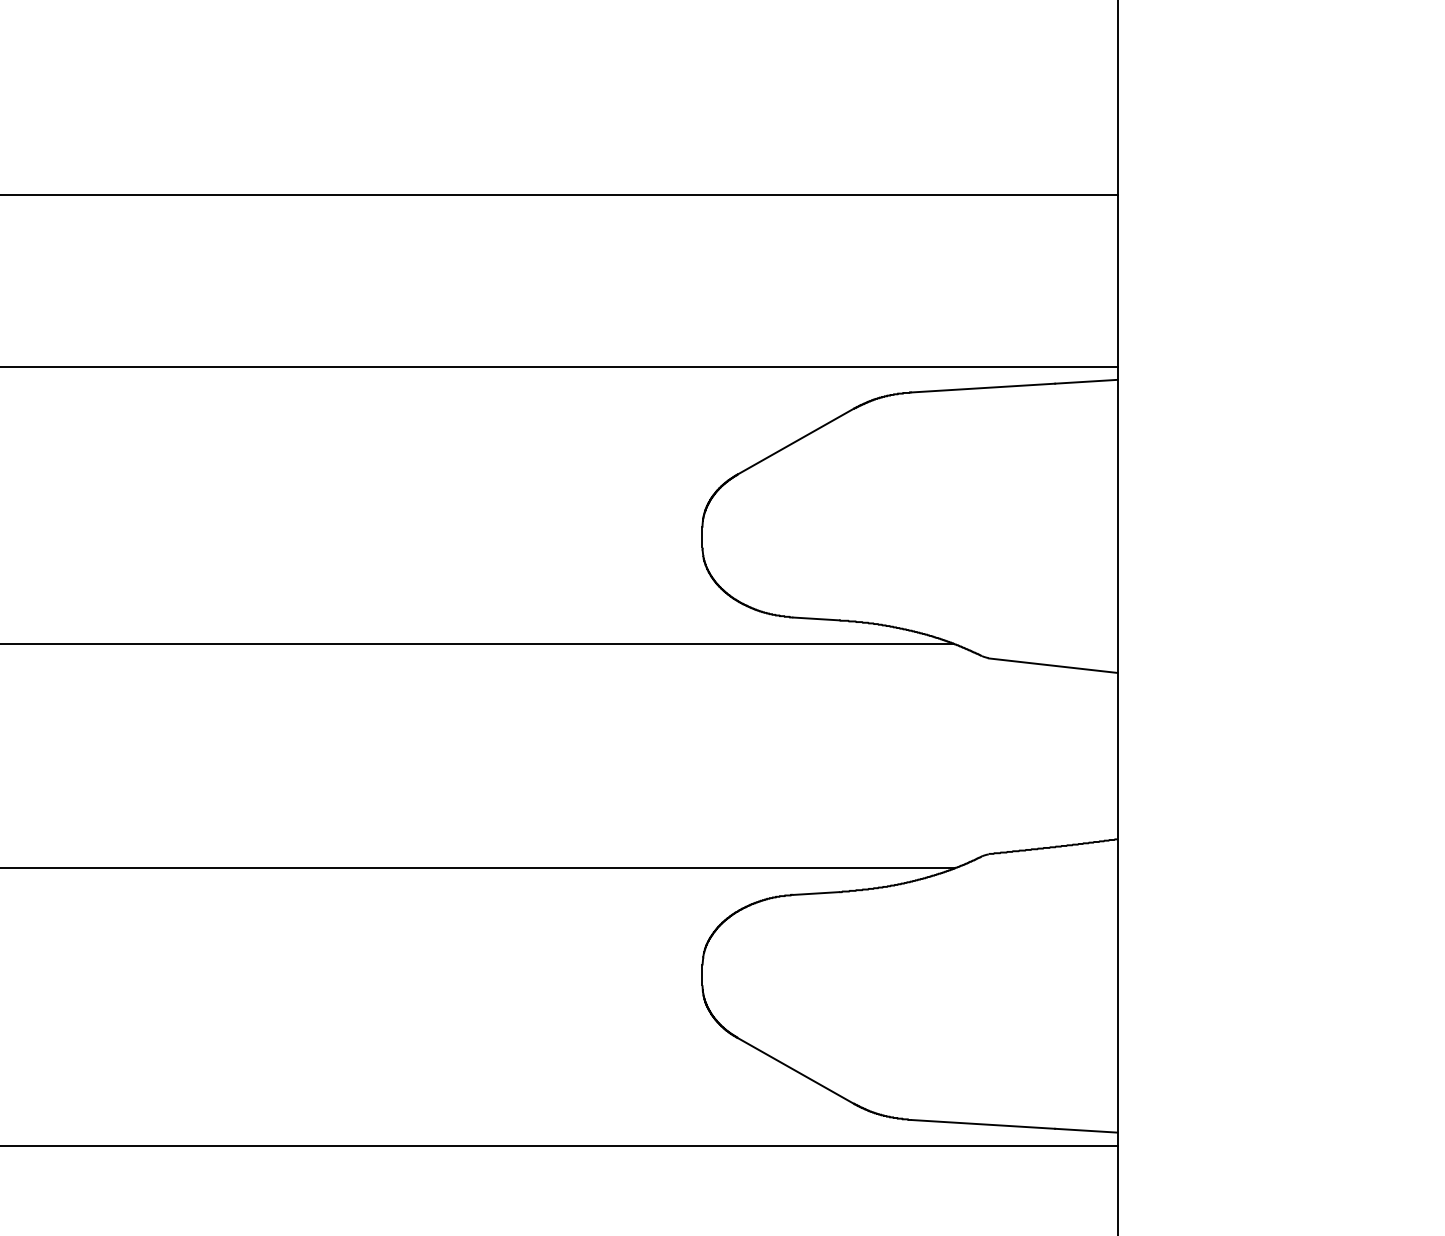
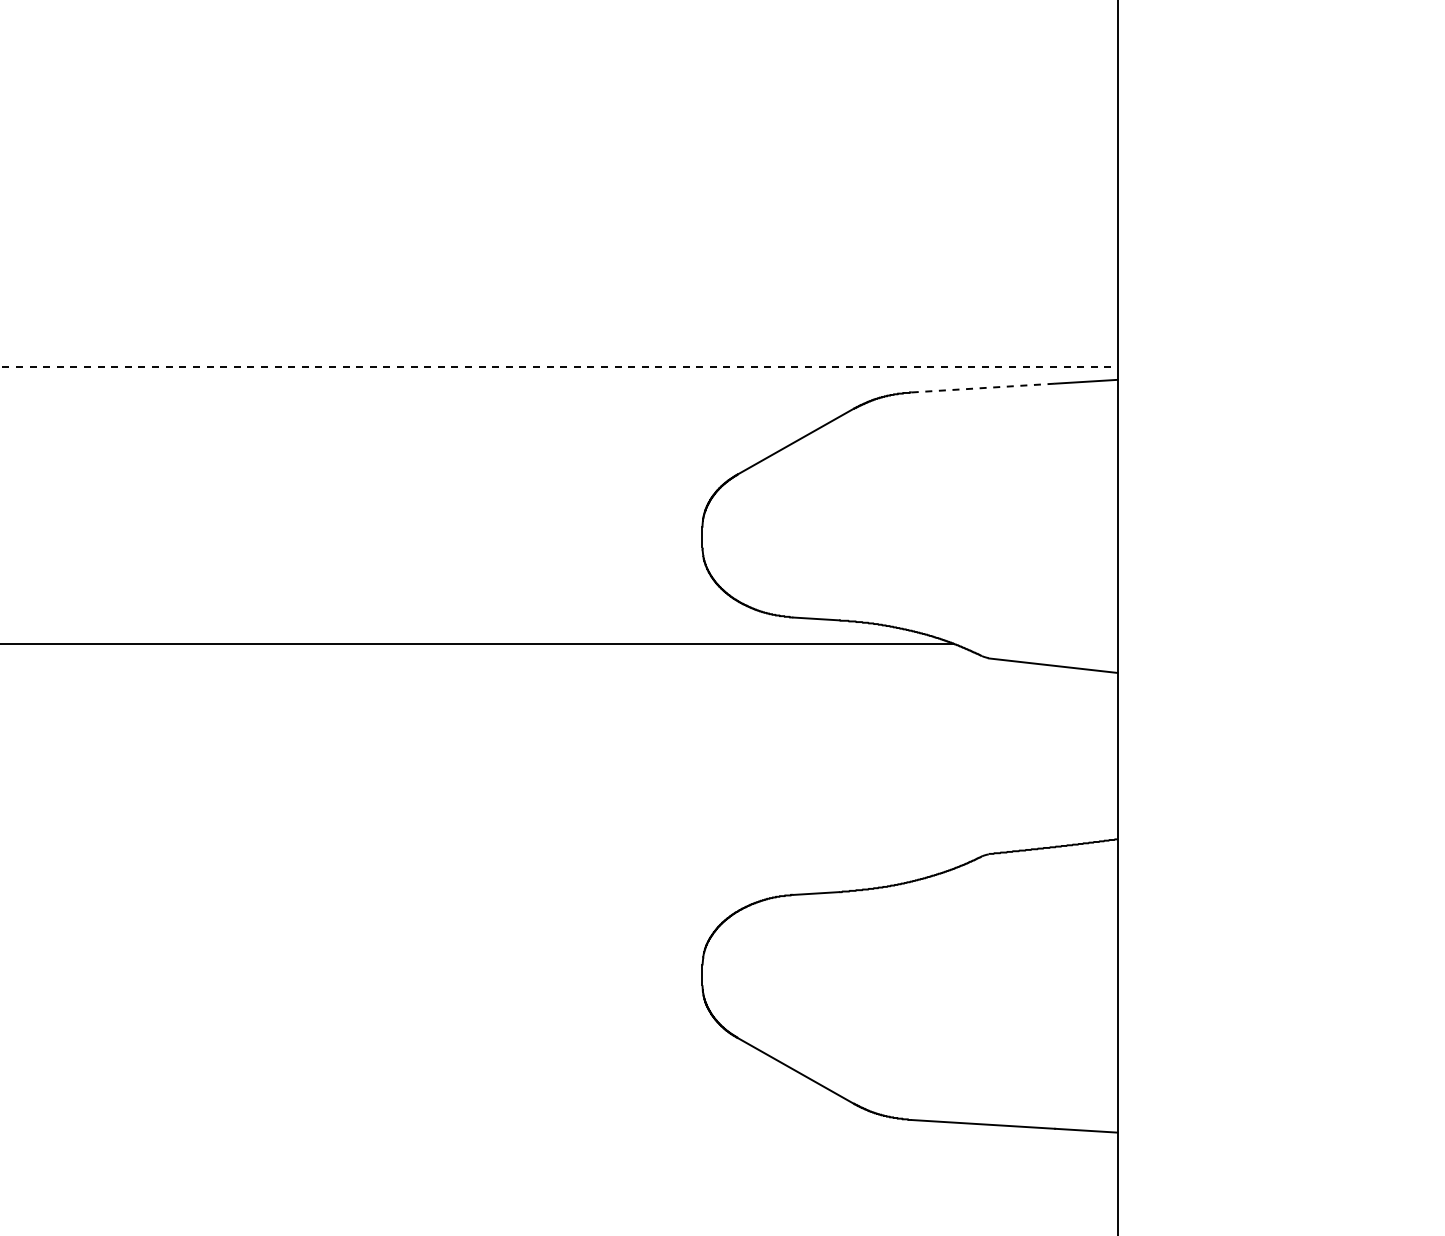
line: present -> none (559, 194)
line: solid -> dashed (560, 366)
line: solid -> dashed (983, 388)
line: present -> none (478, 868)
line: present -> none (559, 1145)
